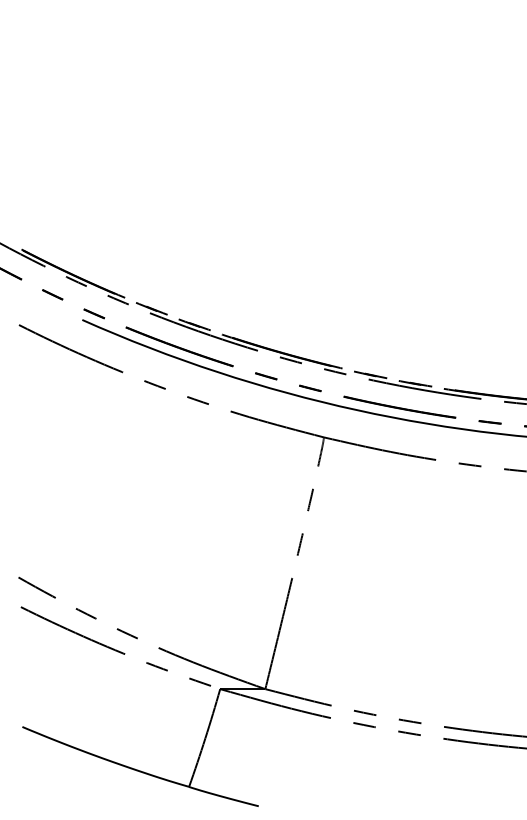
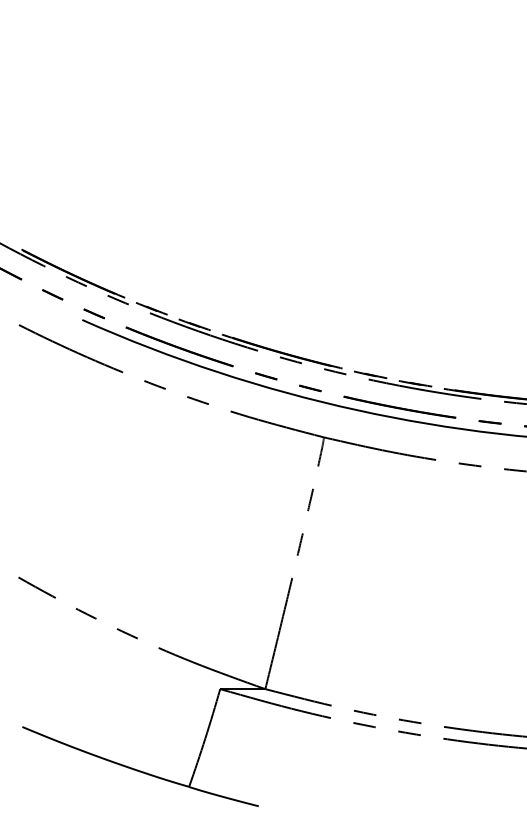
curve: present -> none (114, 648)
